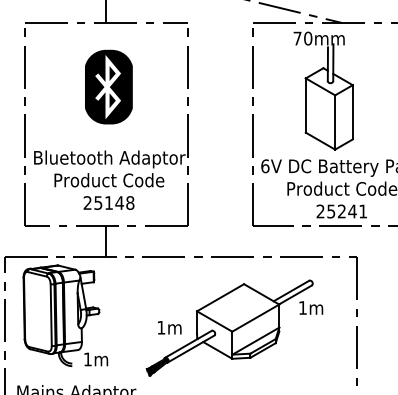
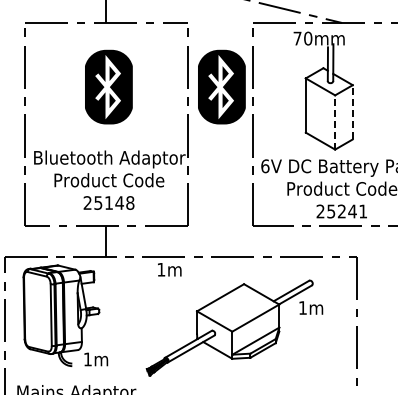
part: none -> present (221, 86)
line: solid -> dashed (352, 111)
line: solid -> dashed (335, 122)
text position: (169, 327) -> (169, 269) (169, 269)
